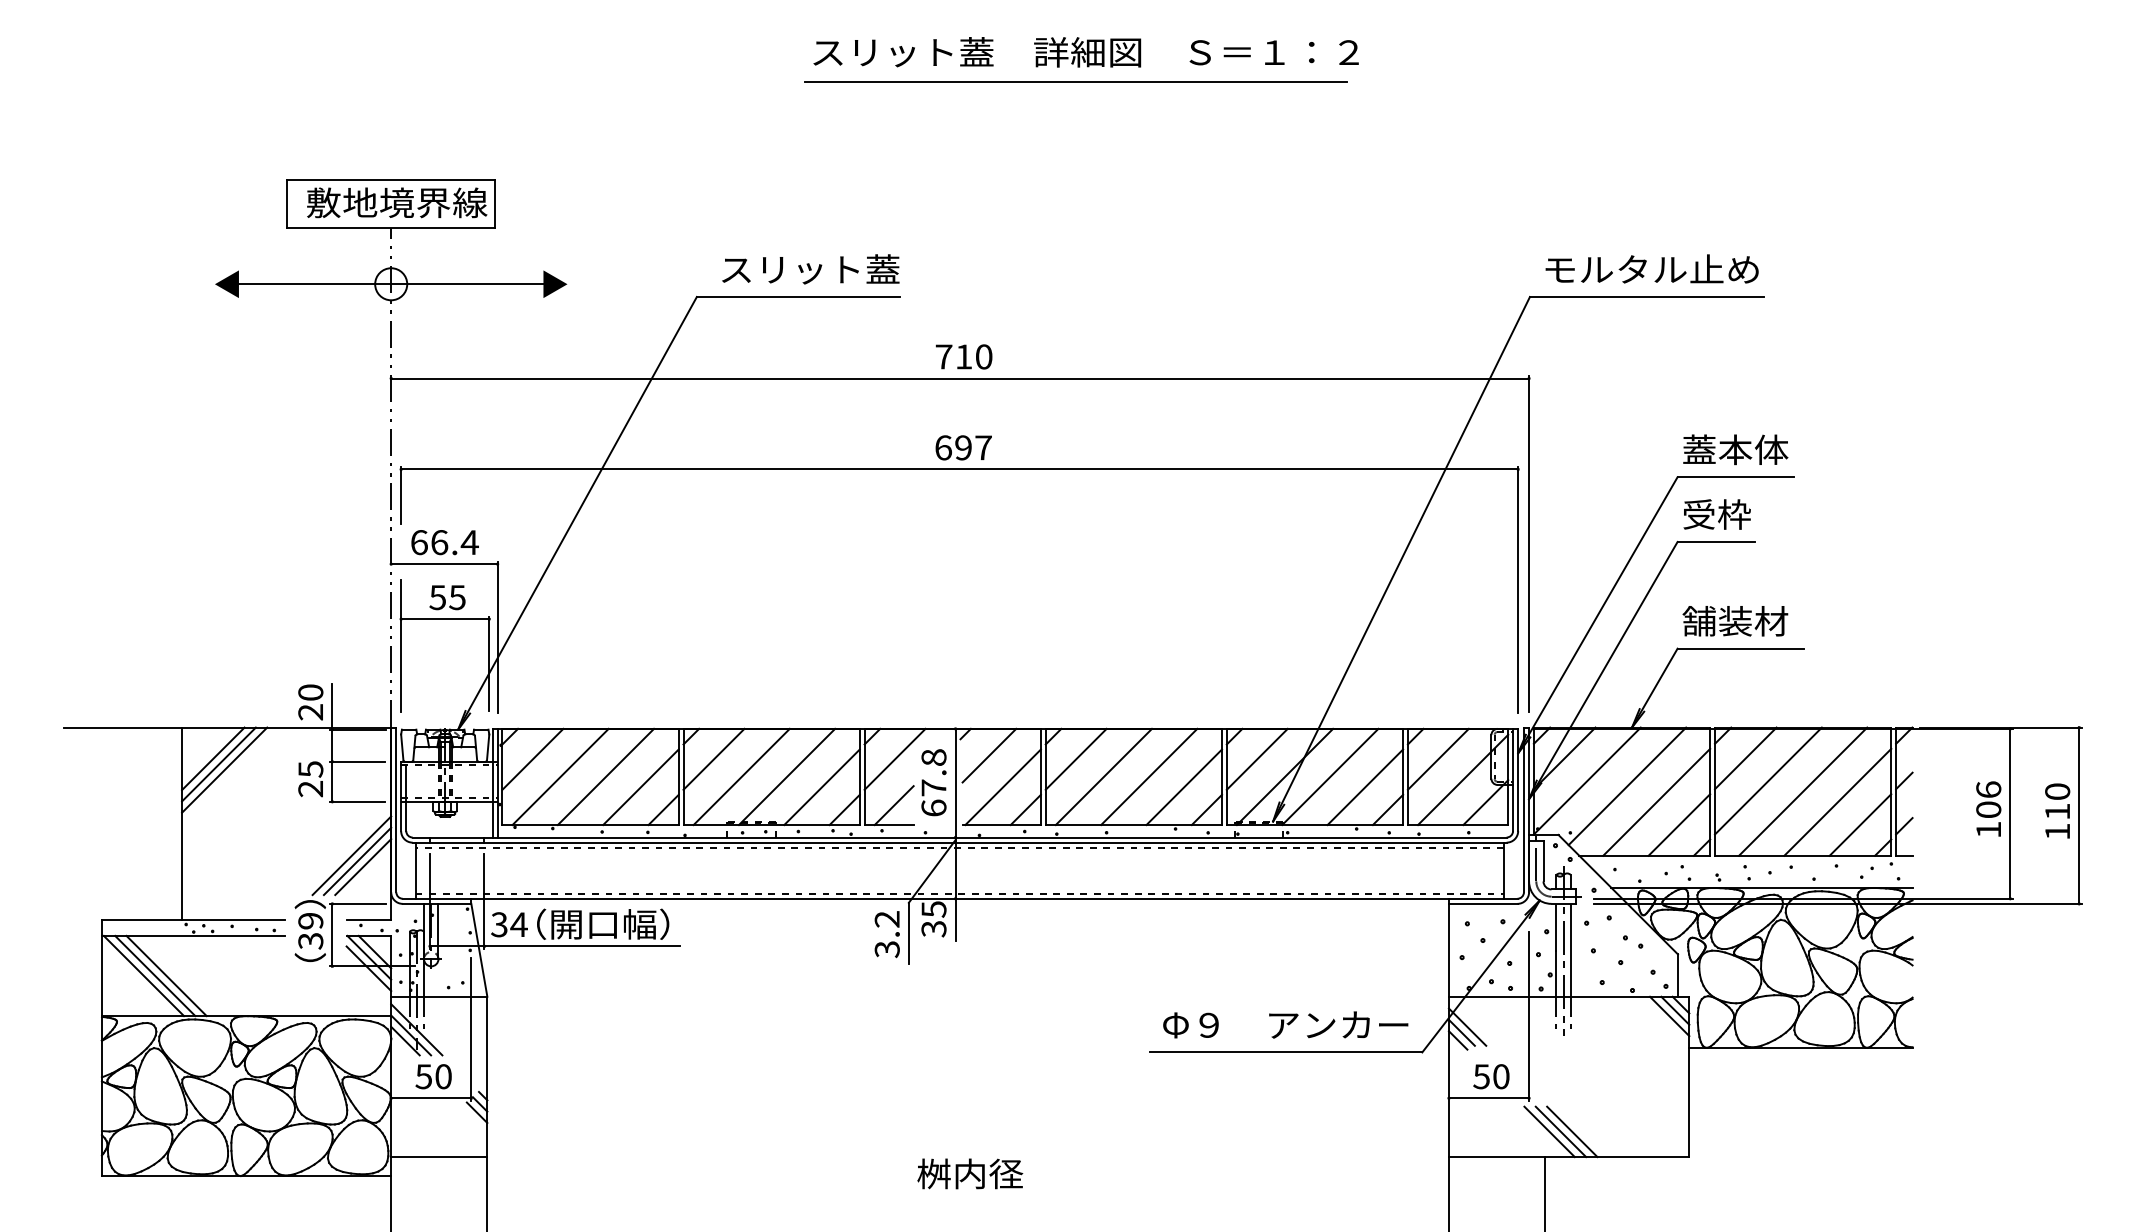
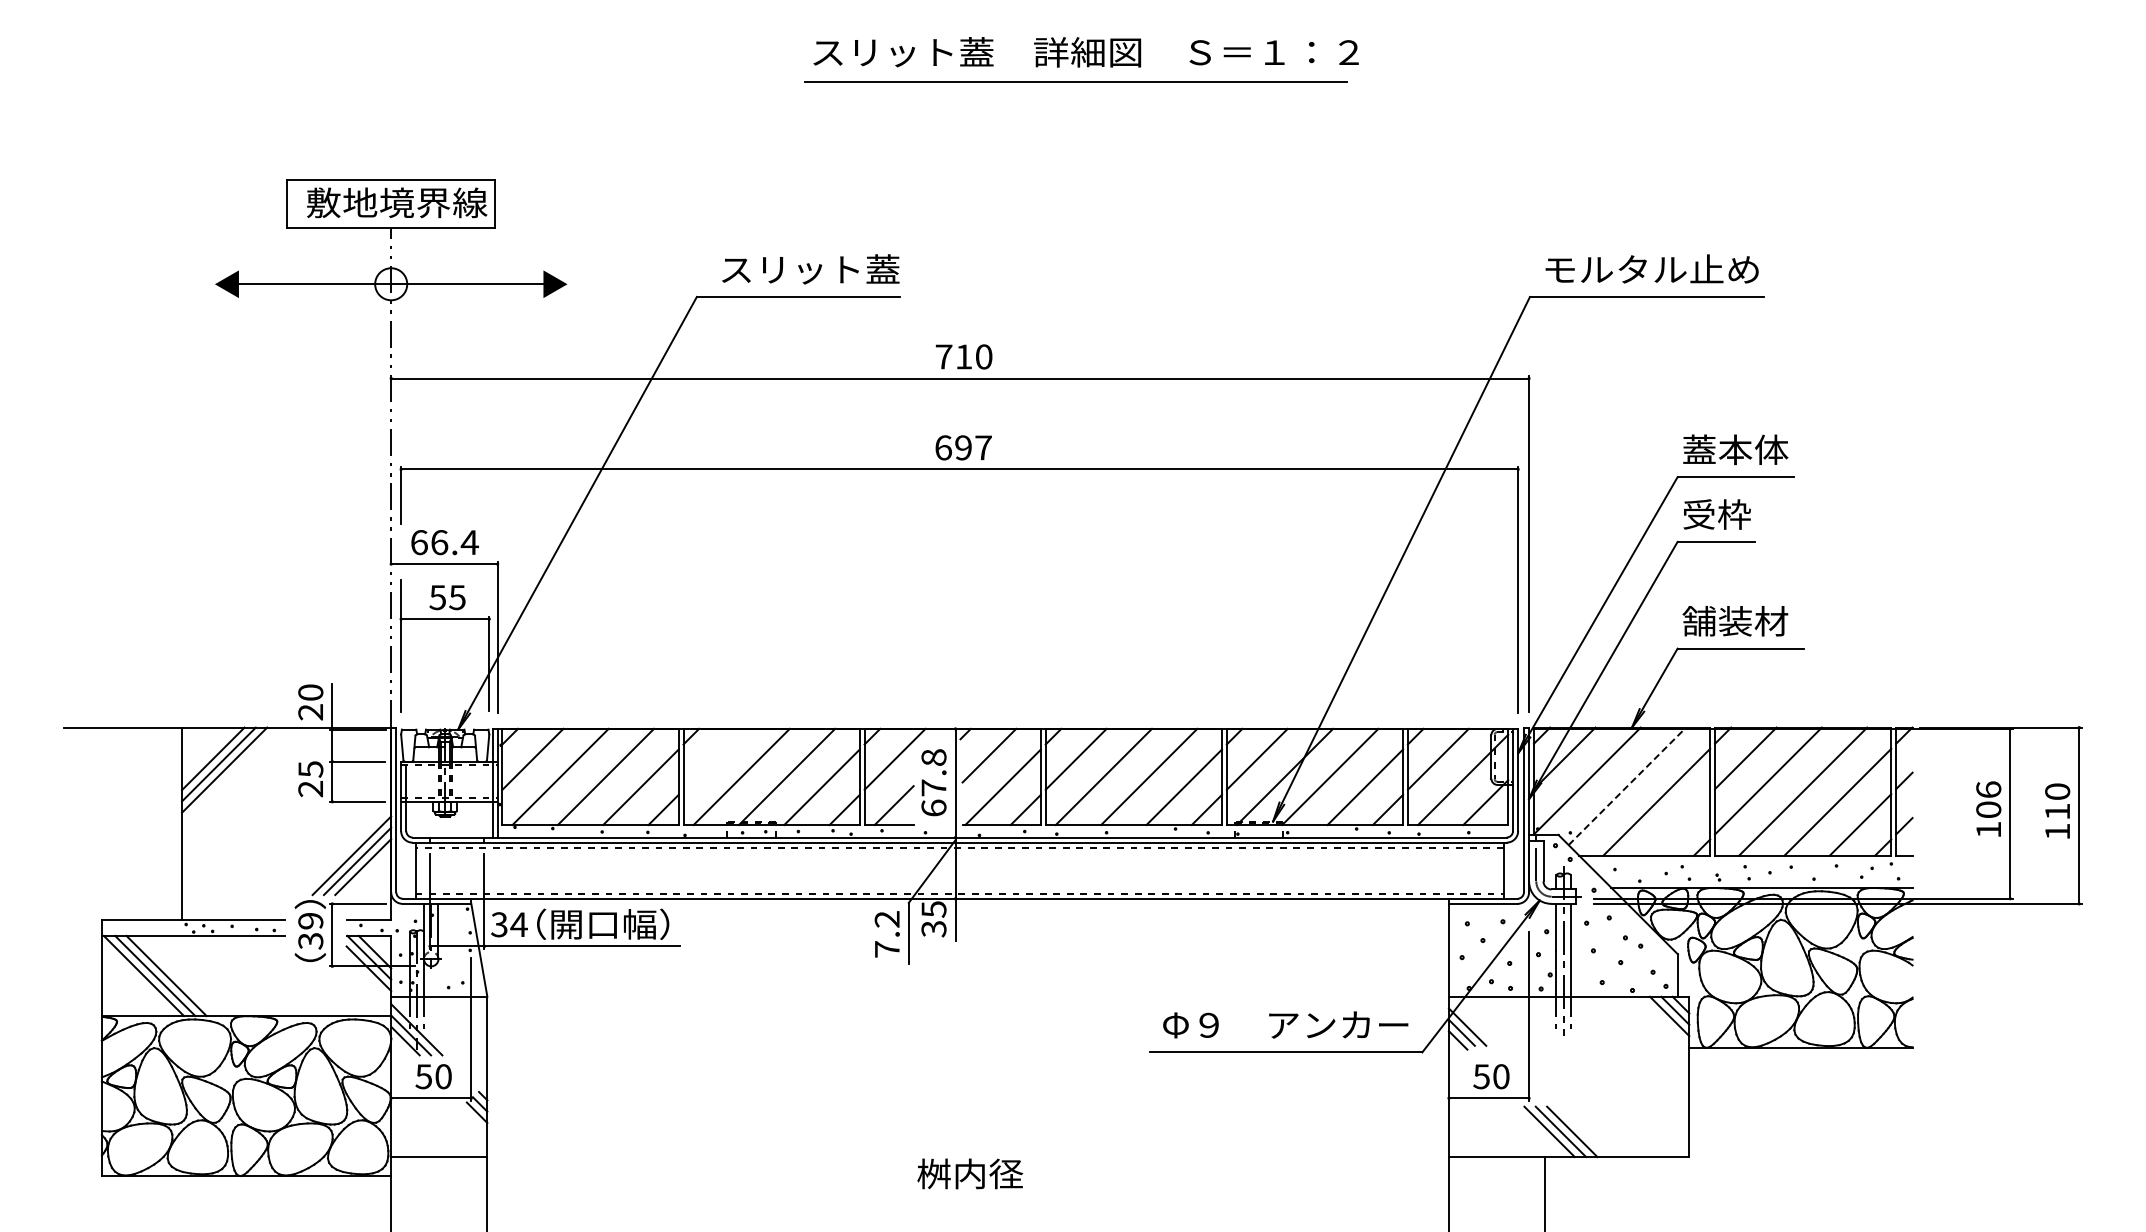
line: present -> none (713, 758)
line: solid -> dashed (1627, 785)
line: present -> none (1679, 824)
text: 3.2 -> 7.2 (886, 949)
